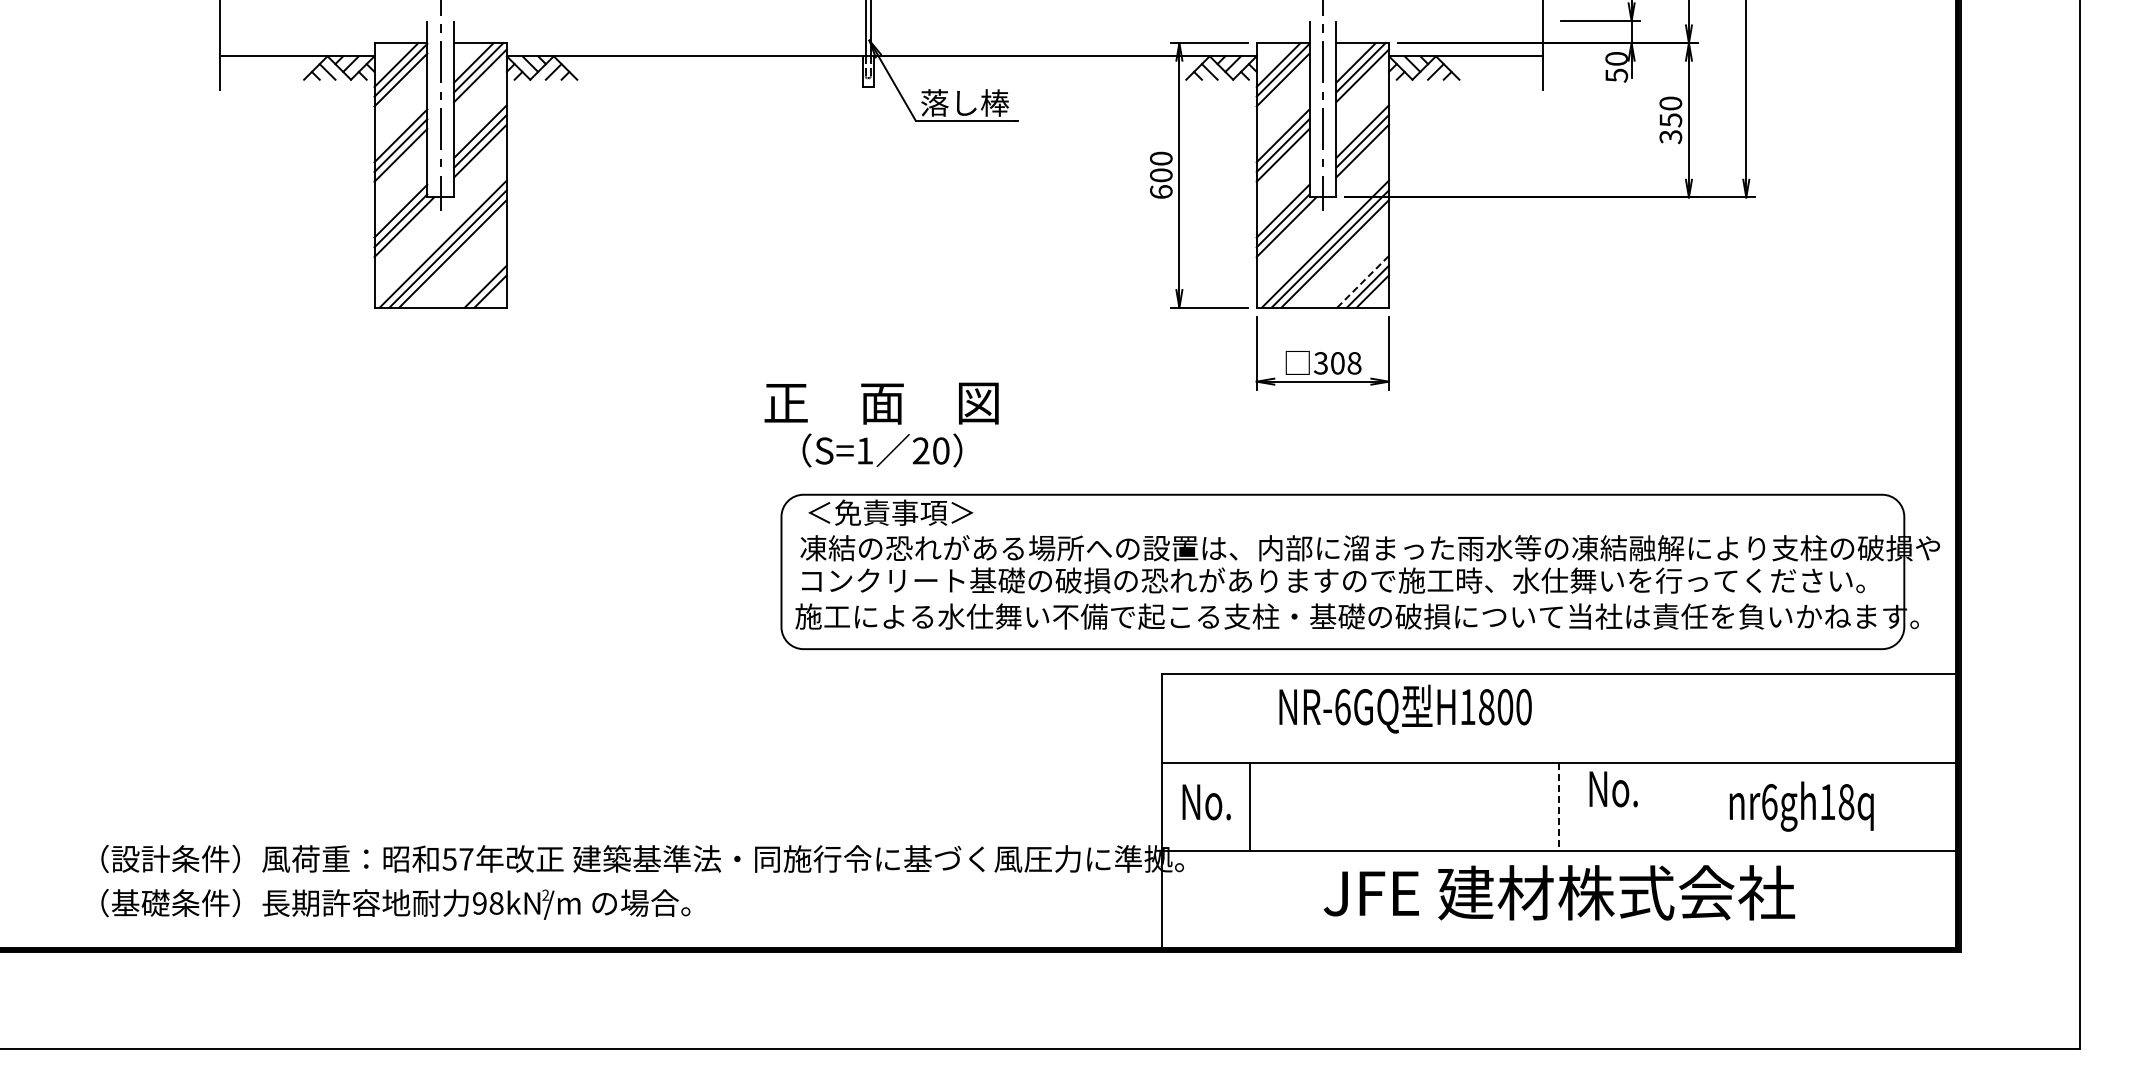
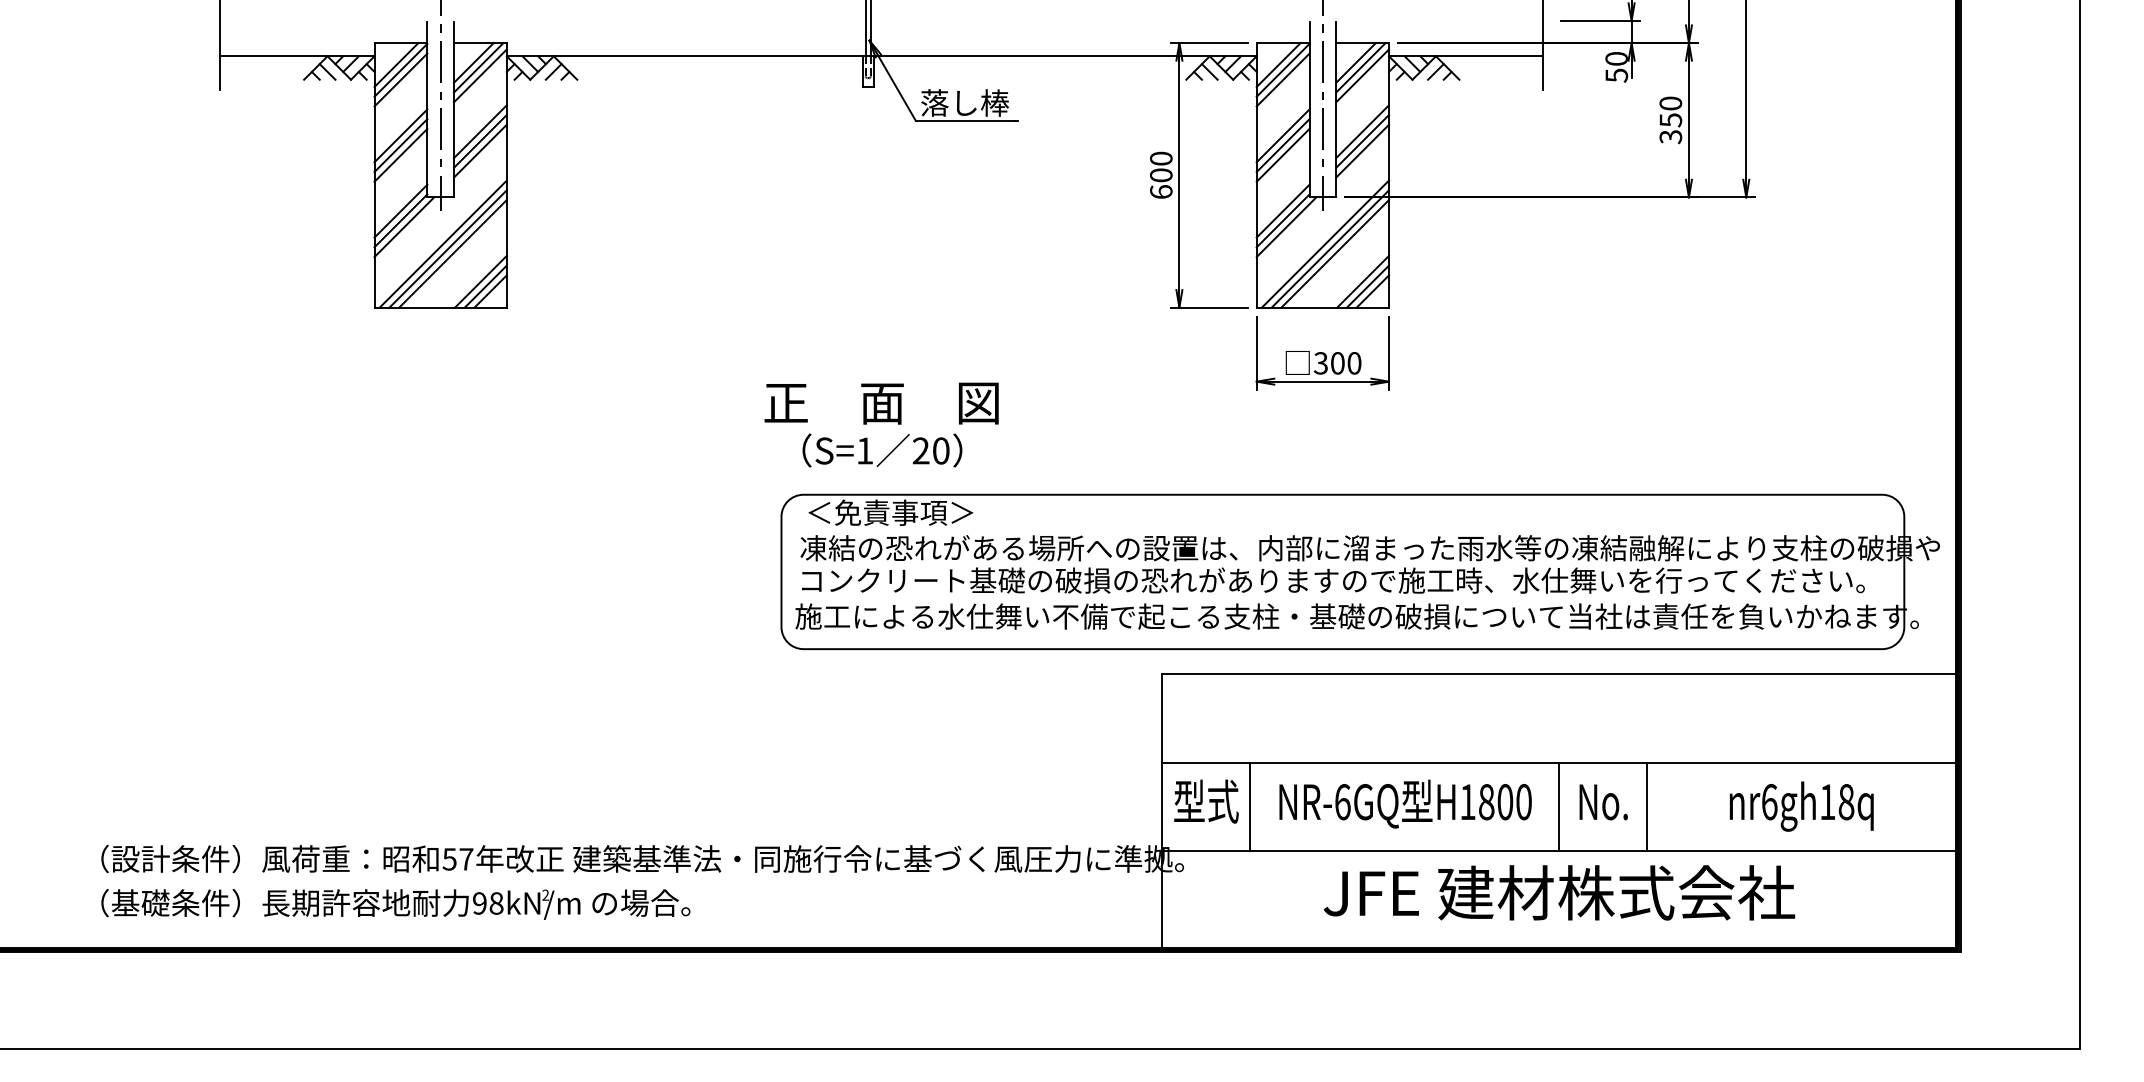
line: none -> present (480, 281)
line: dashed -> solid (1363, 281)
text: 308 -> 300 (1354, 363)
text position: (1405, 708) -> (1405, 803) (1405, 803)
text position: (1613, 789) -> (1603, 802) (1603, 802)
text: No. -> 型式 (1206, 801)
line: none -> present (1647, 806)
line: dashed -> solid (1559, 807)
